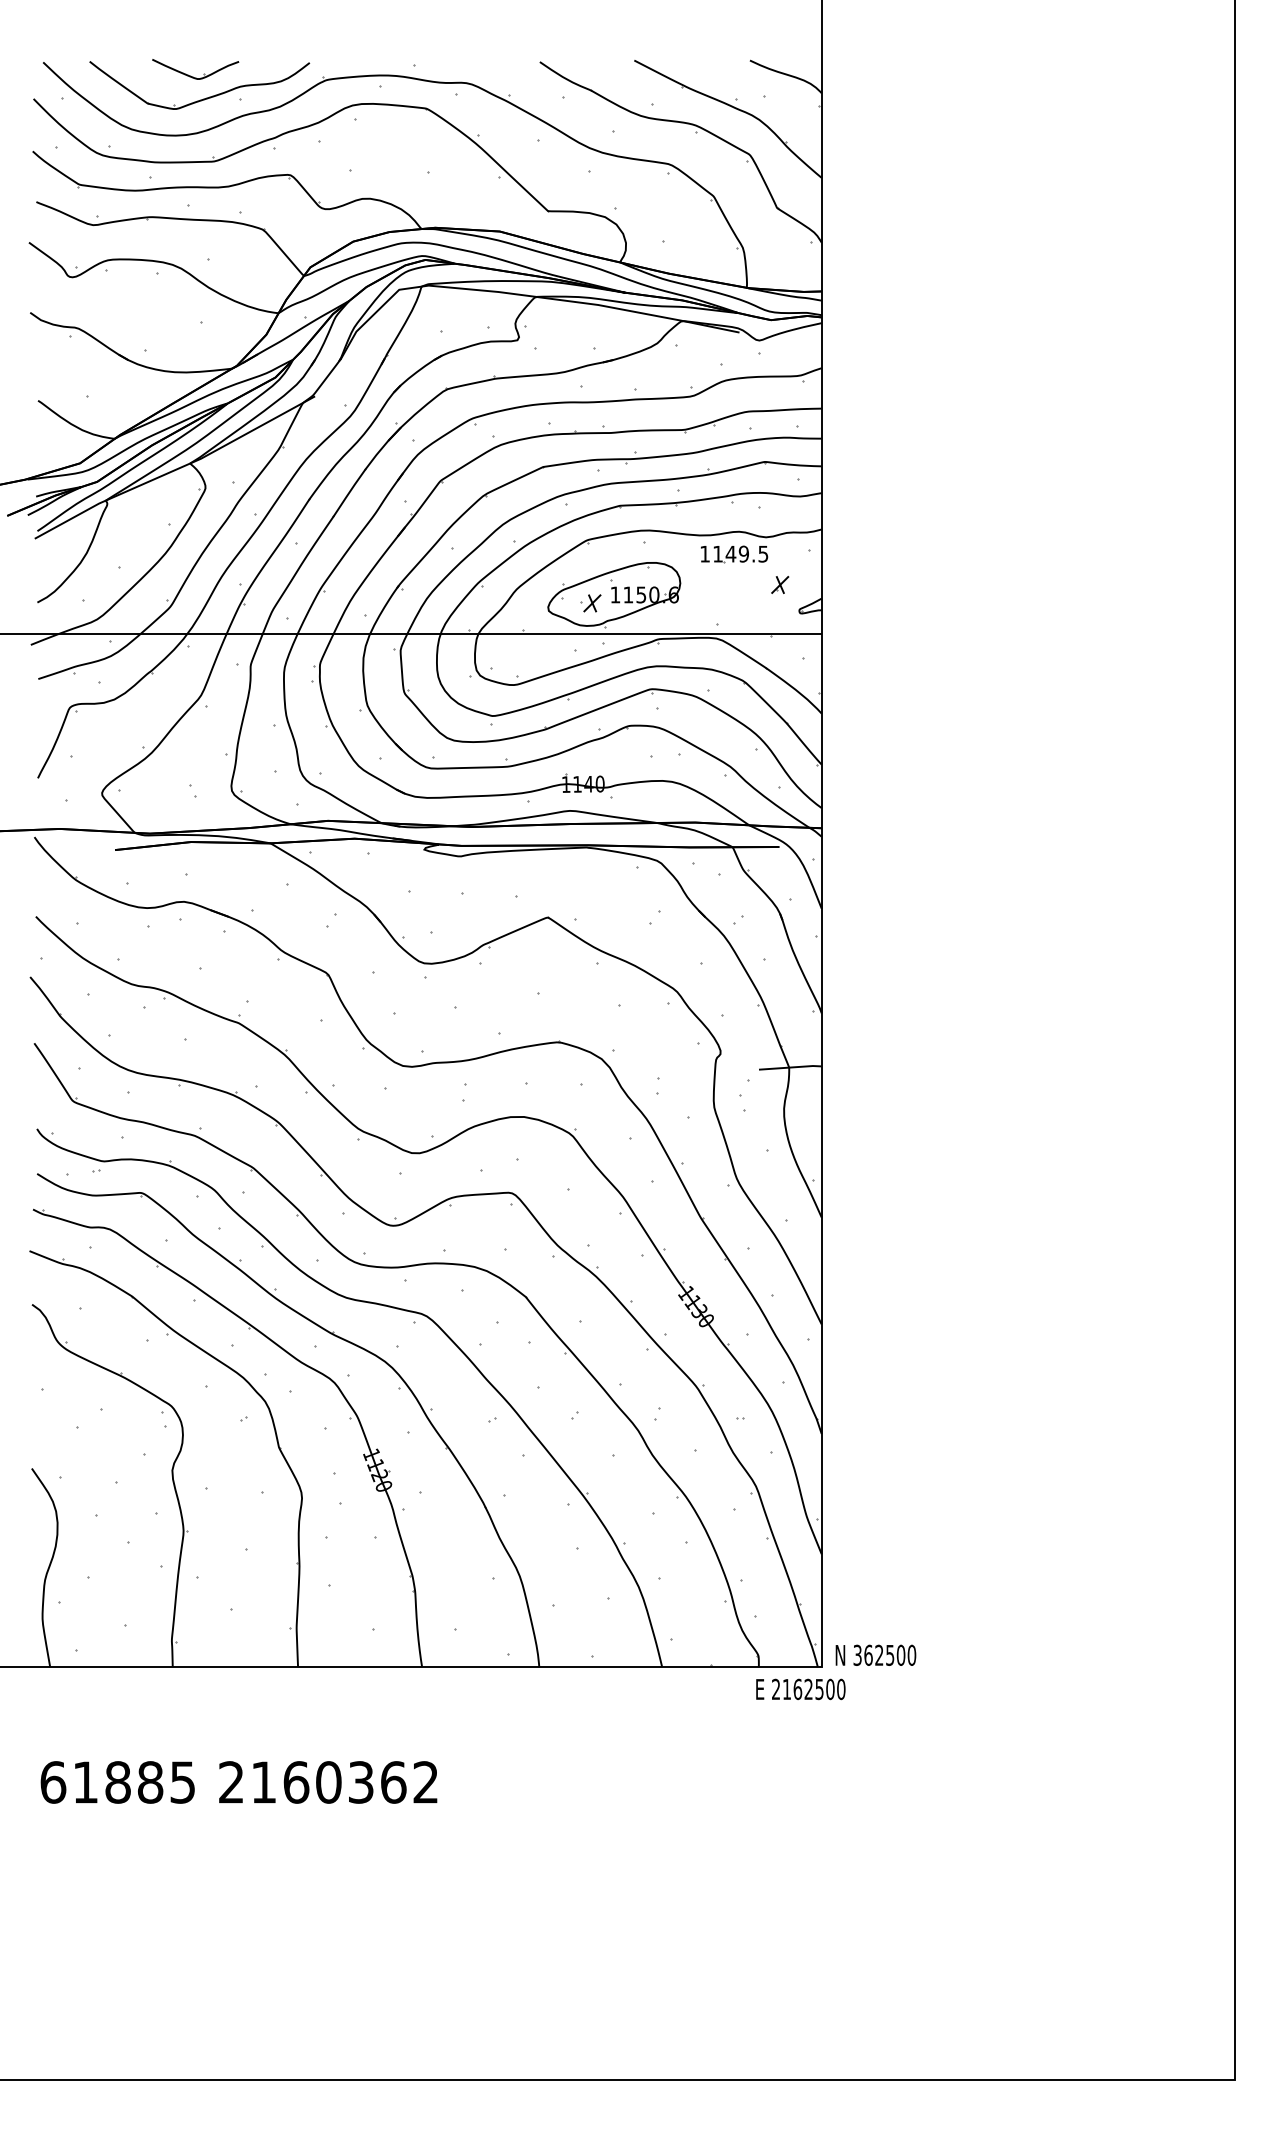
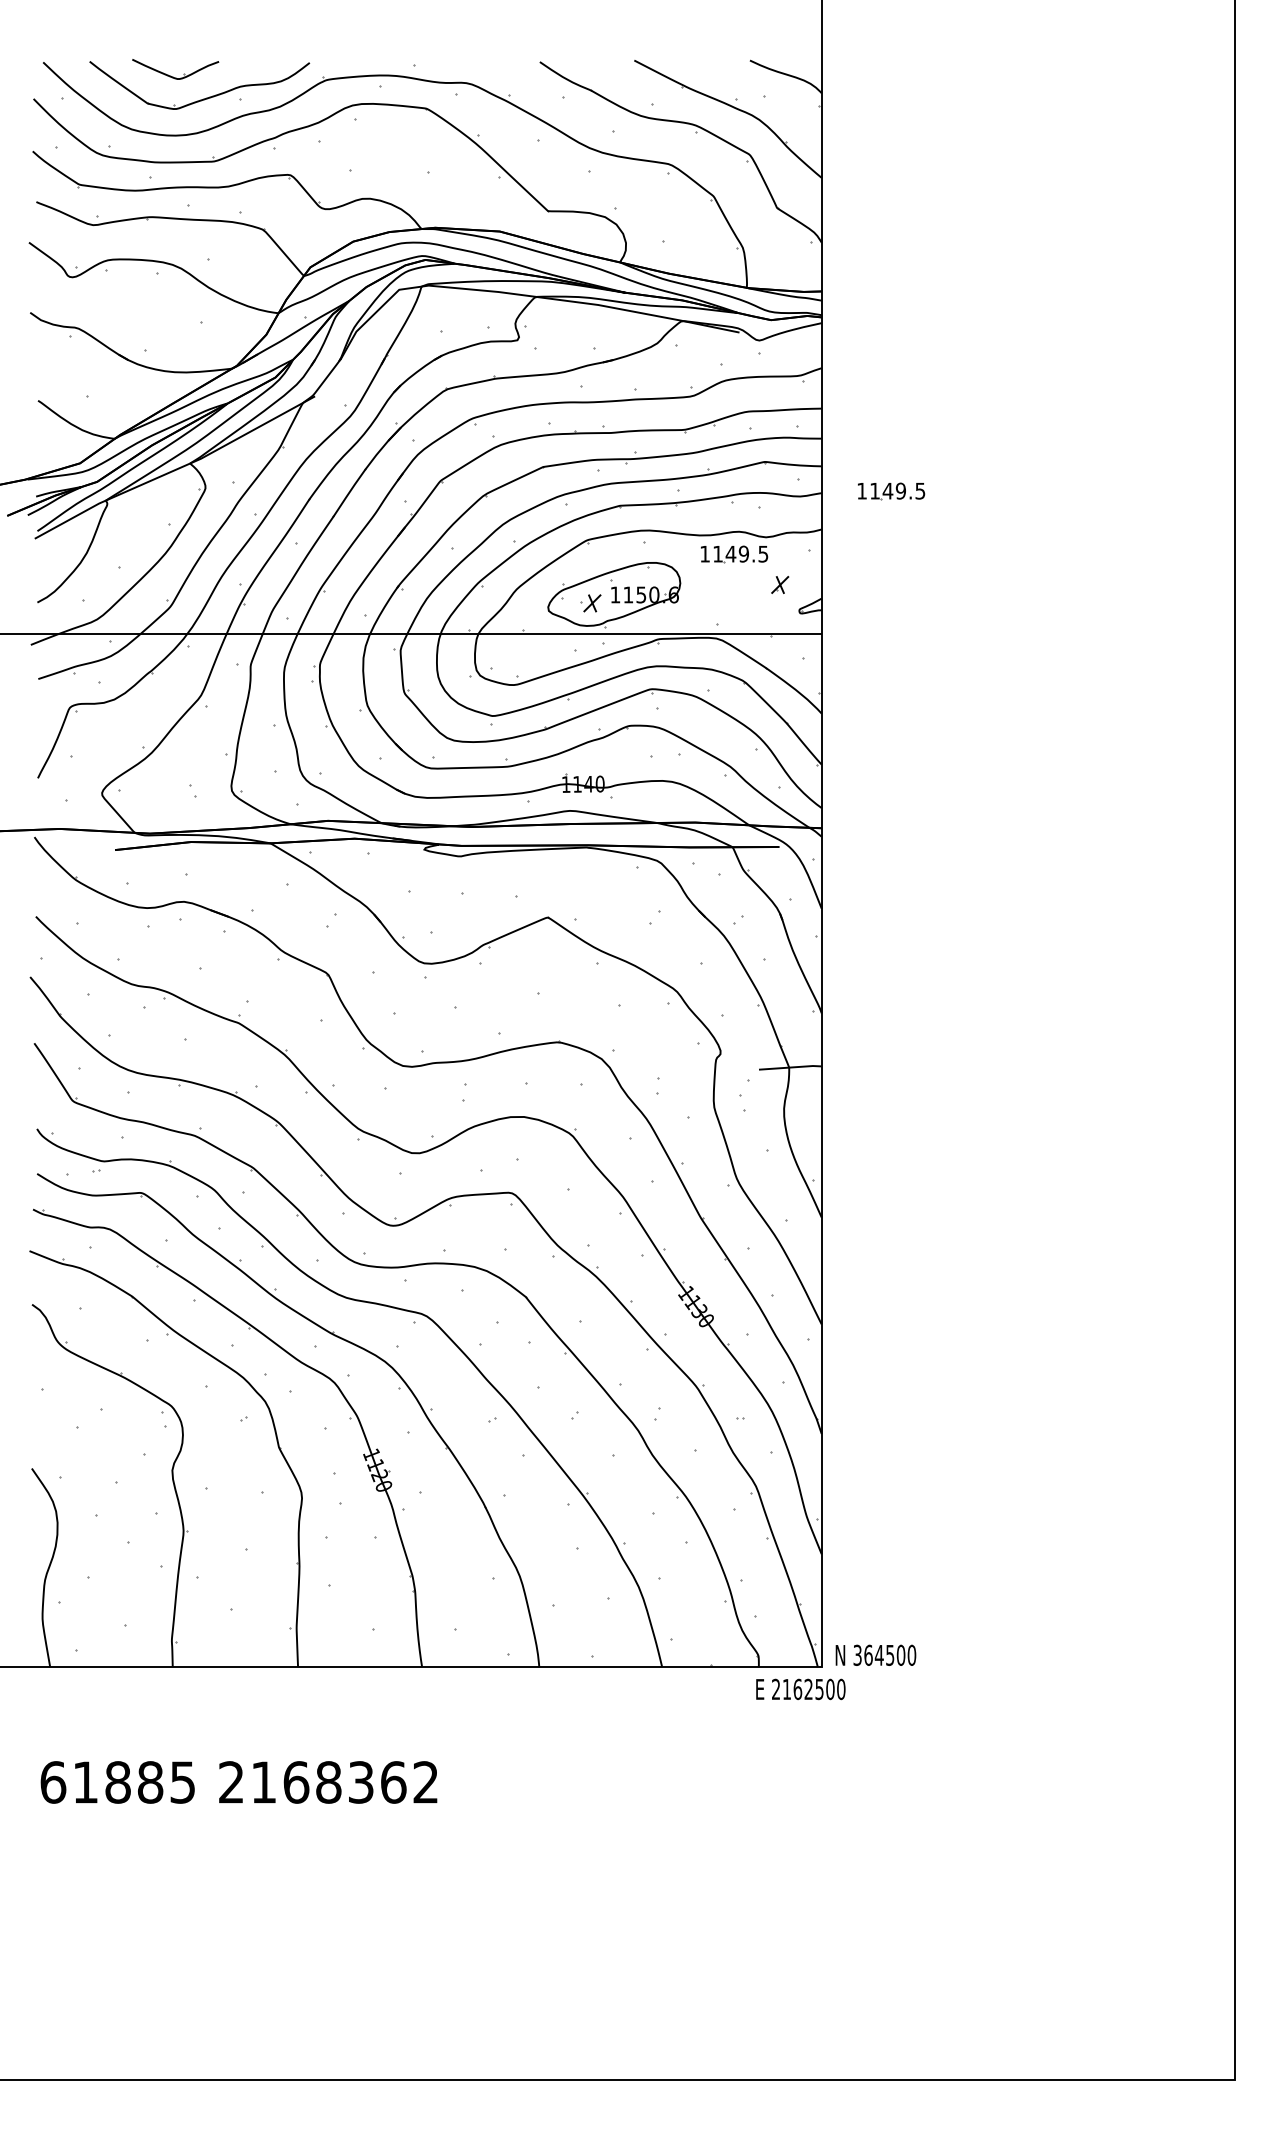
part position: (193, 76) -> (173, 76) (173, 76)
part: none -> present (891, 491)
text: 362500 -> 364500 (878, 1654)
text: 2160362 -> 2168362 (328, 1782)
